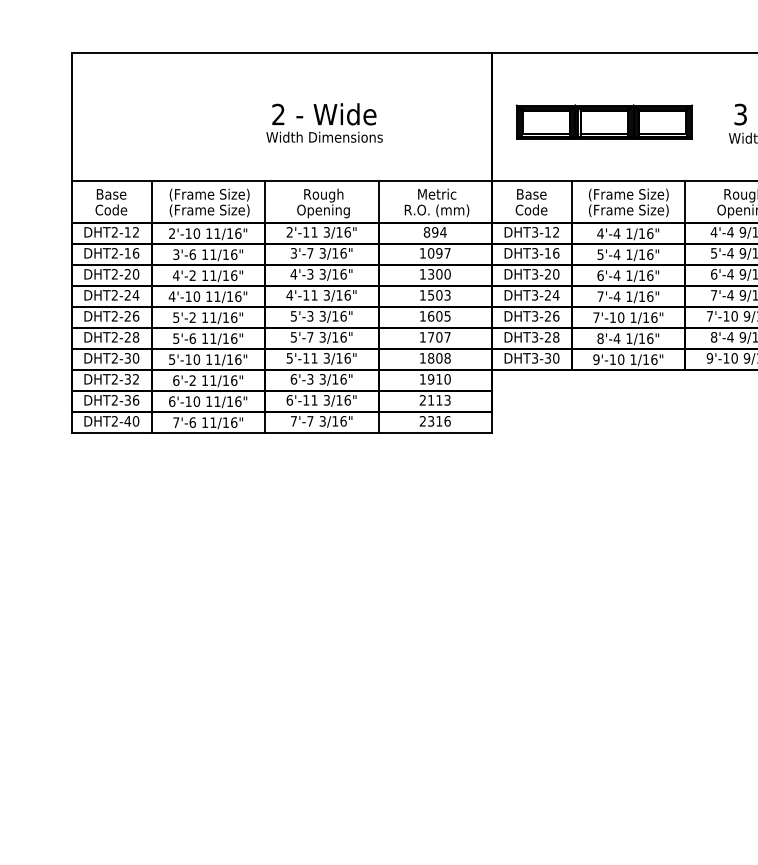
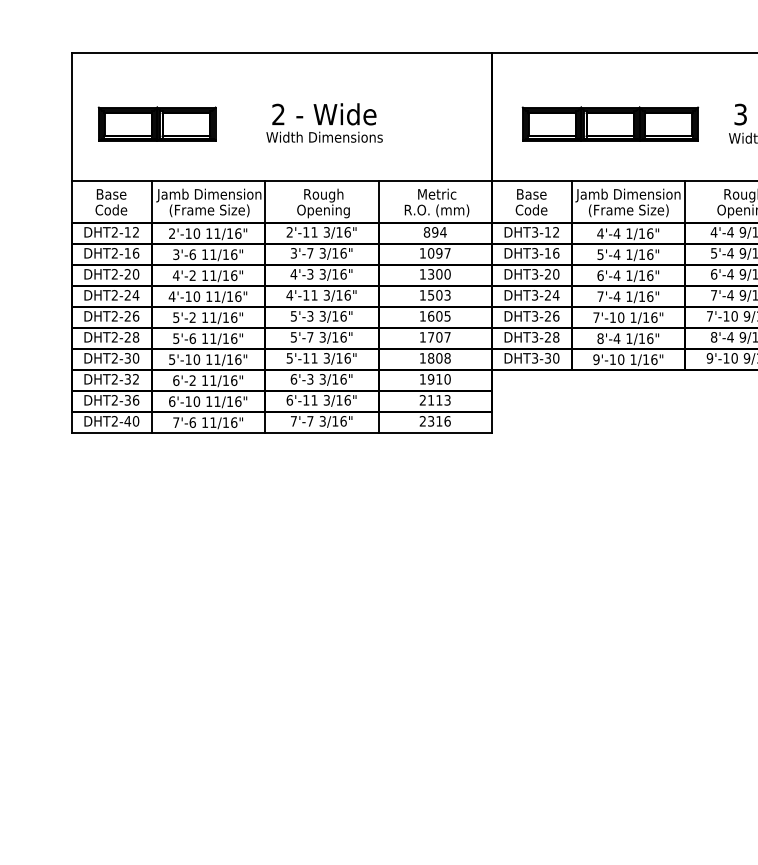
part position: (604, 121) -> (610, 123) (610, 123)
part: none -> present (156, 123)
text: (Frame Size) -> Jamb Dimension (208, 195)
text: (Frame Size) -> Jamb Dimension (627, 195)
